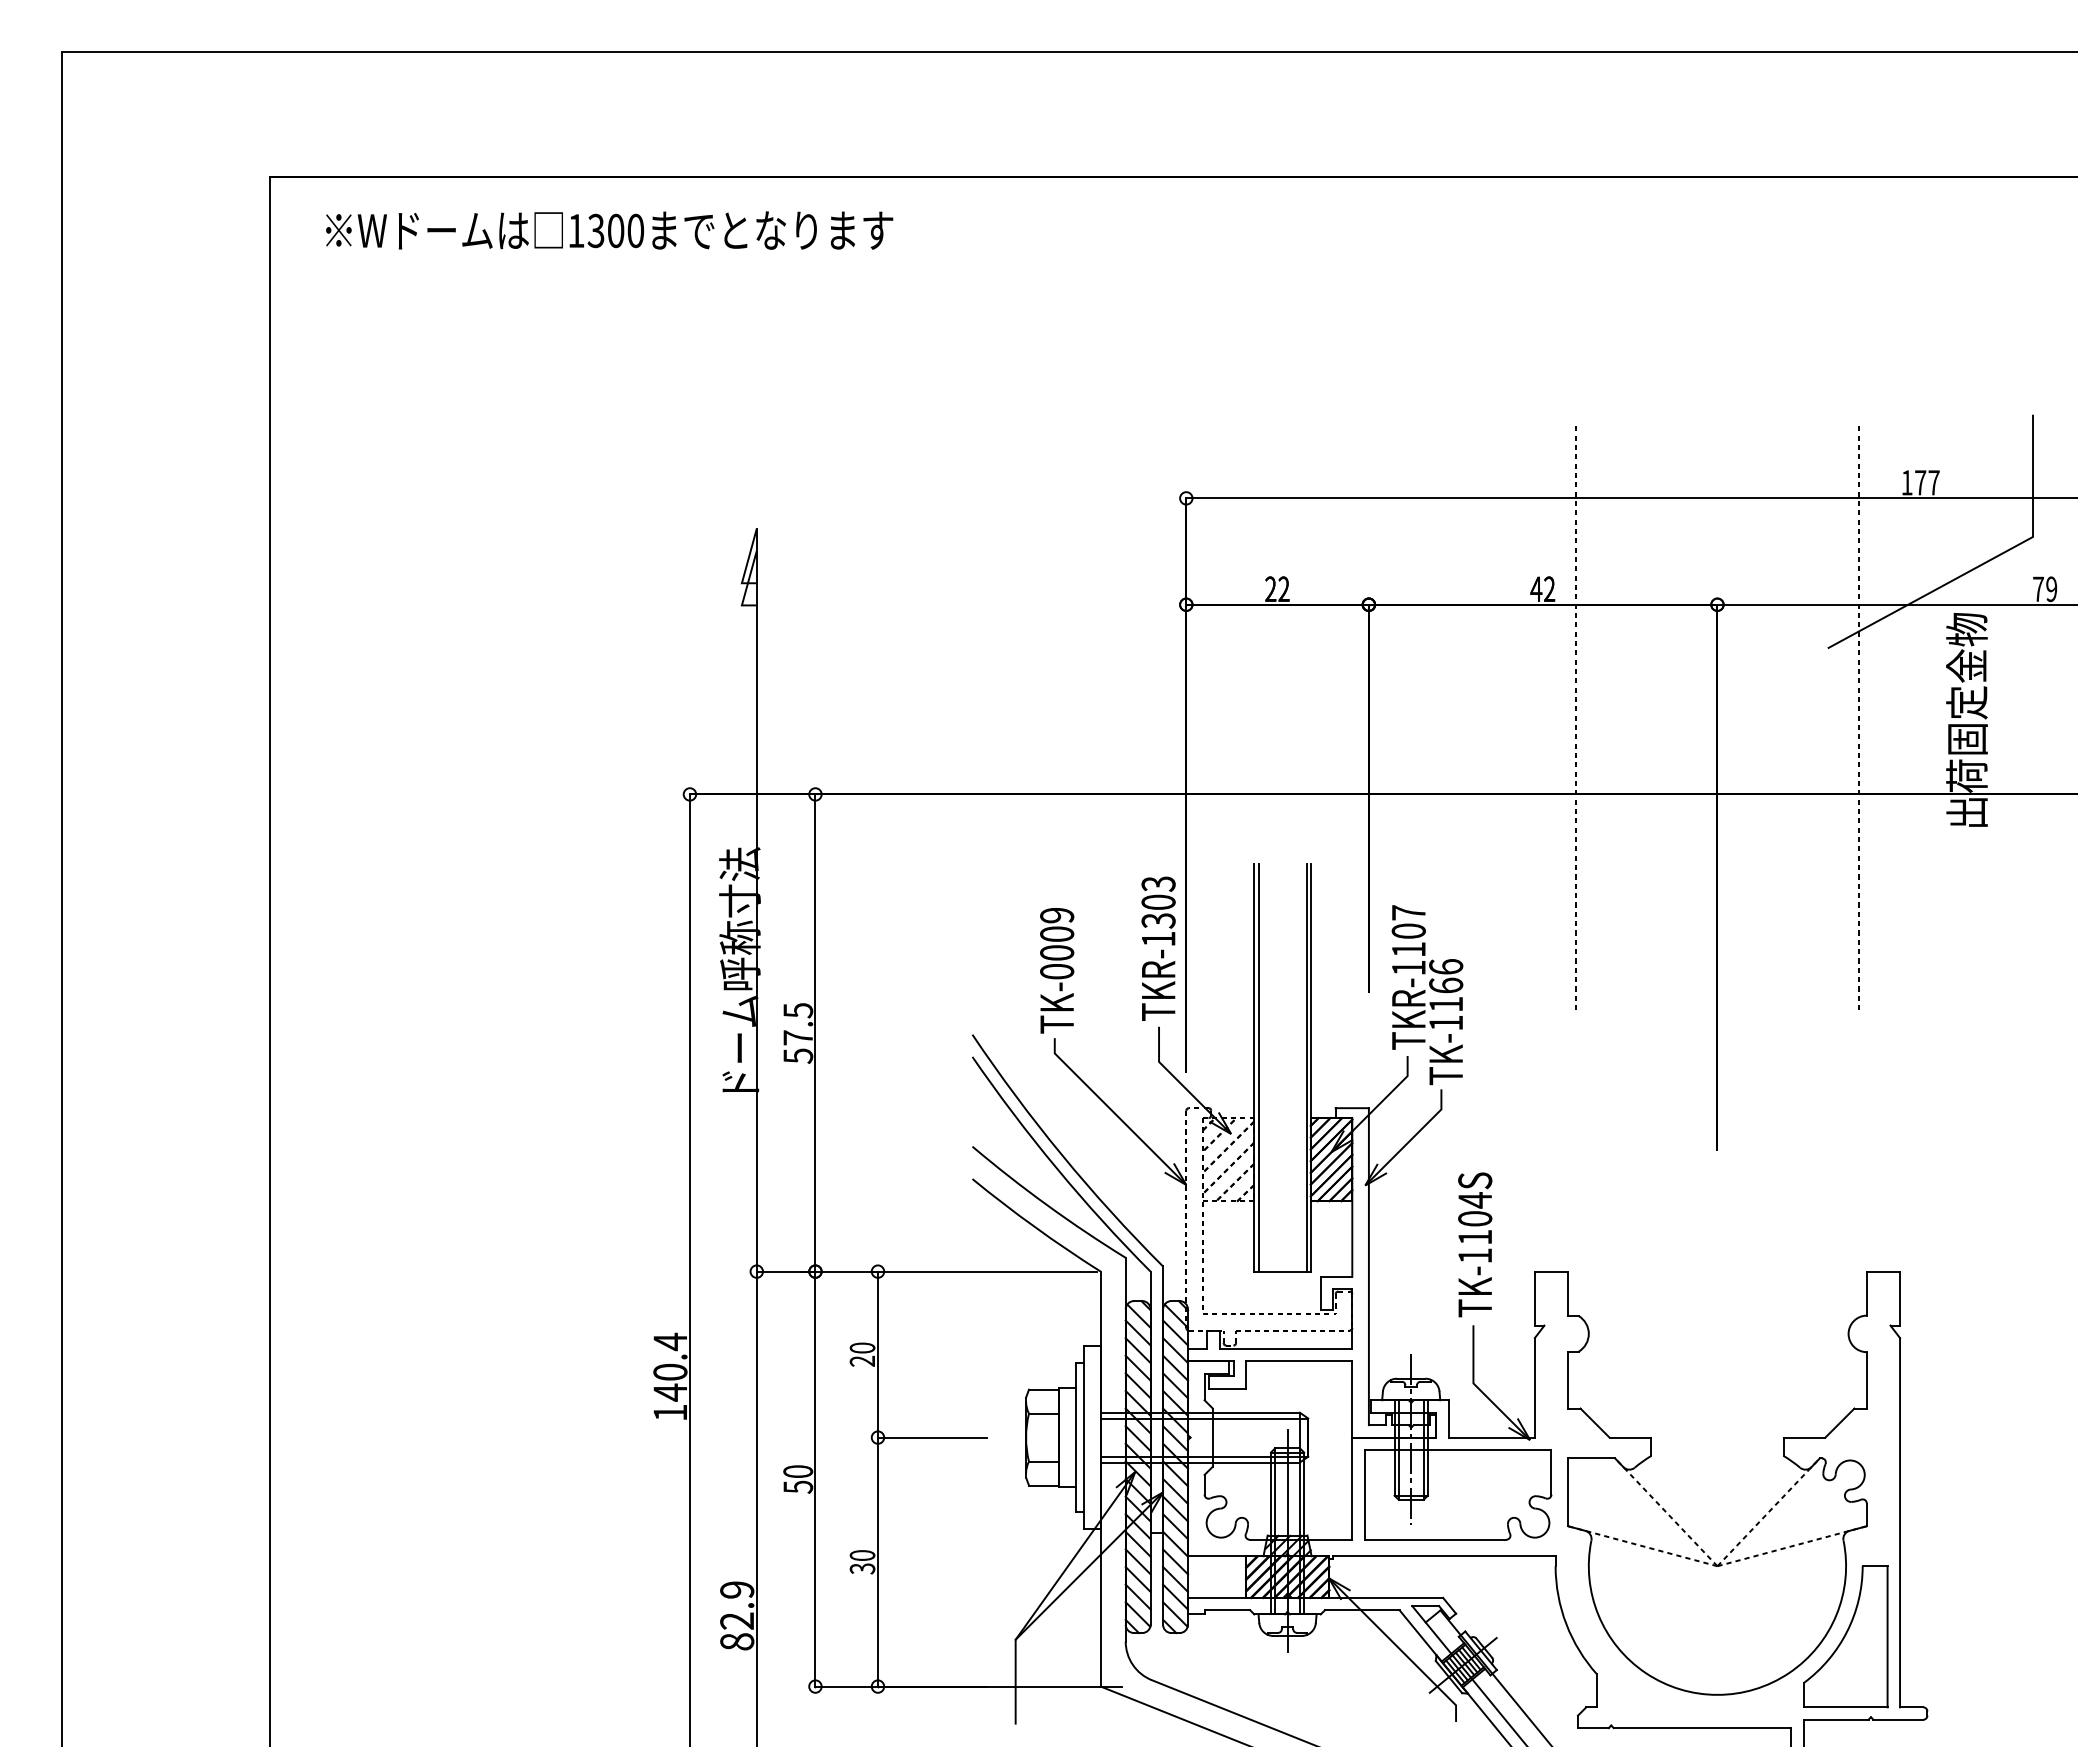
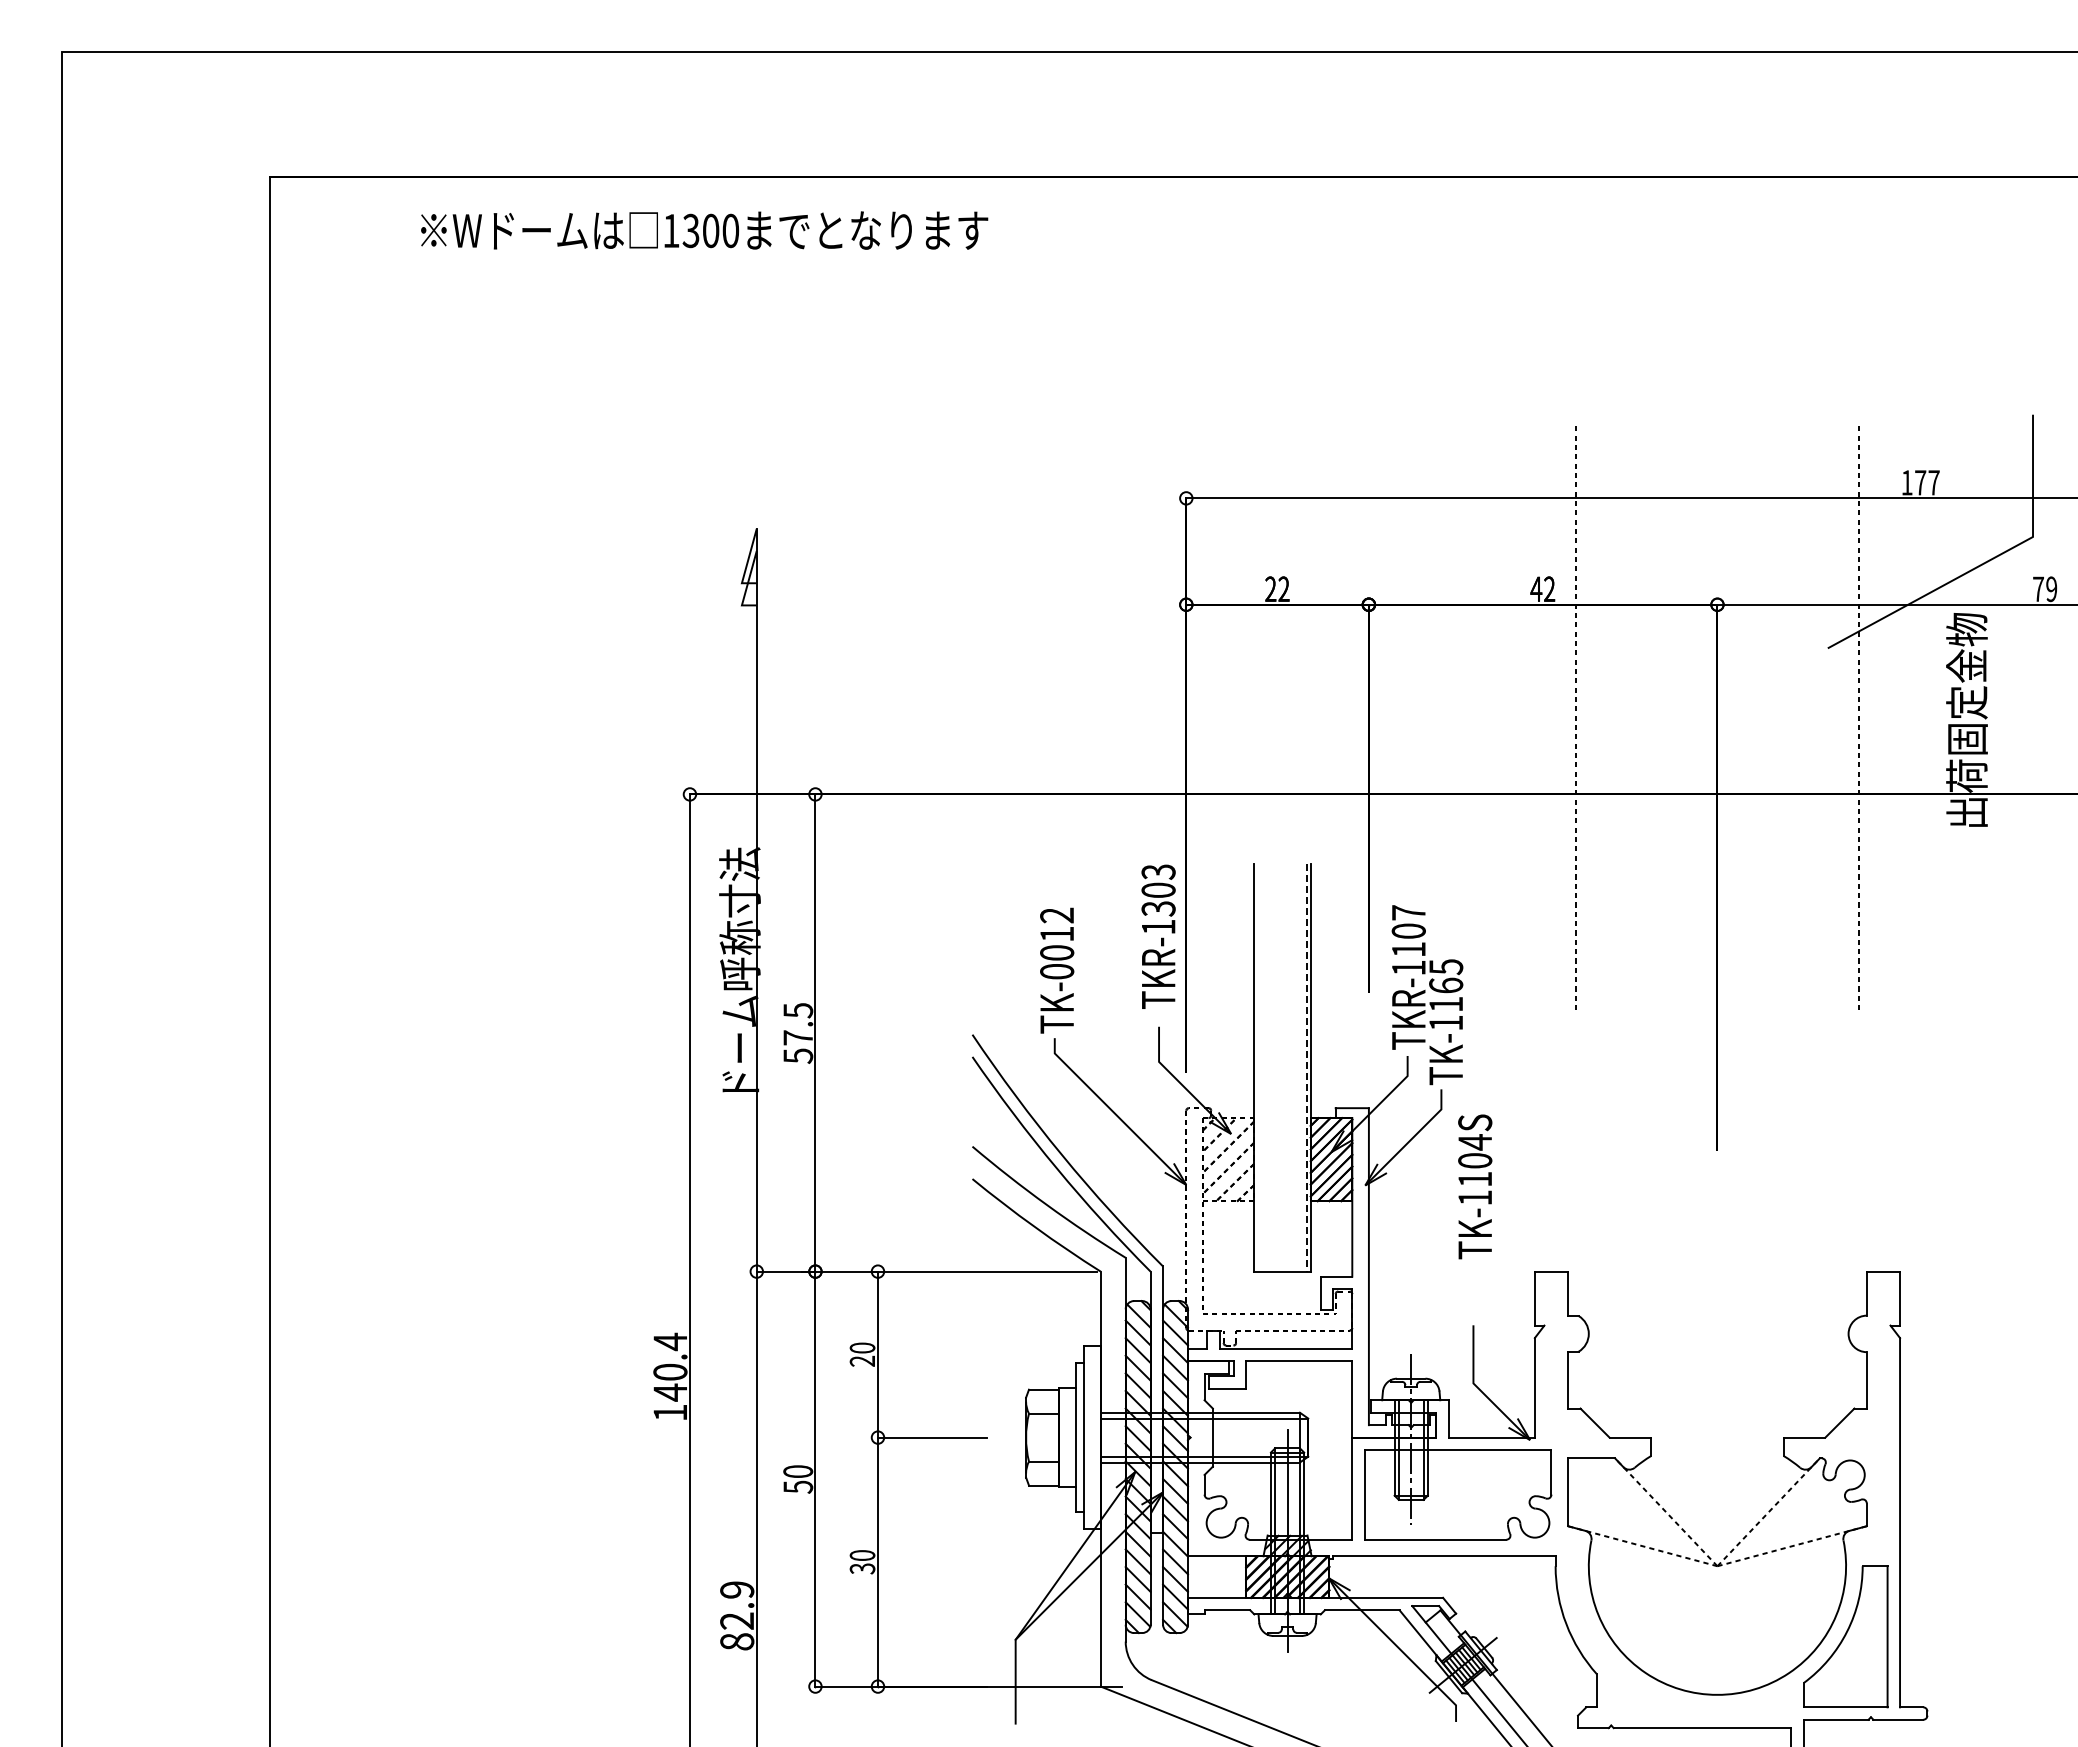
text position: (609, 230) -> (704, 230) (704, 230)
text: TK-0009 -> TK-0012 (1057, 924)
text position: (1158, 948) -> (1158, 936) (1158, 936)
text: TK-1166 -> TK-1165 (1446, 967)
line: present -> none (1258, 1067)
line: solid -> dashed (1306, 1067)
text position: (1475, 1244) -> (1475, 1186) (1475, 1186)
